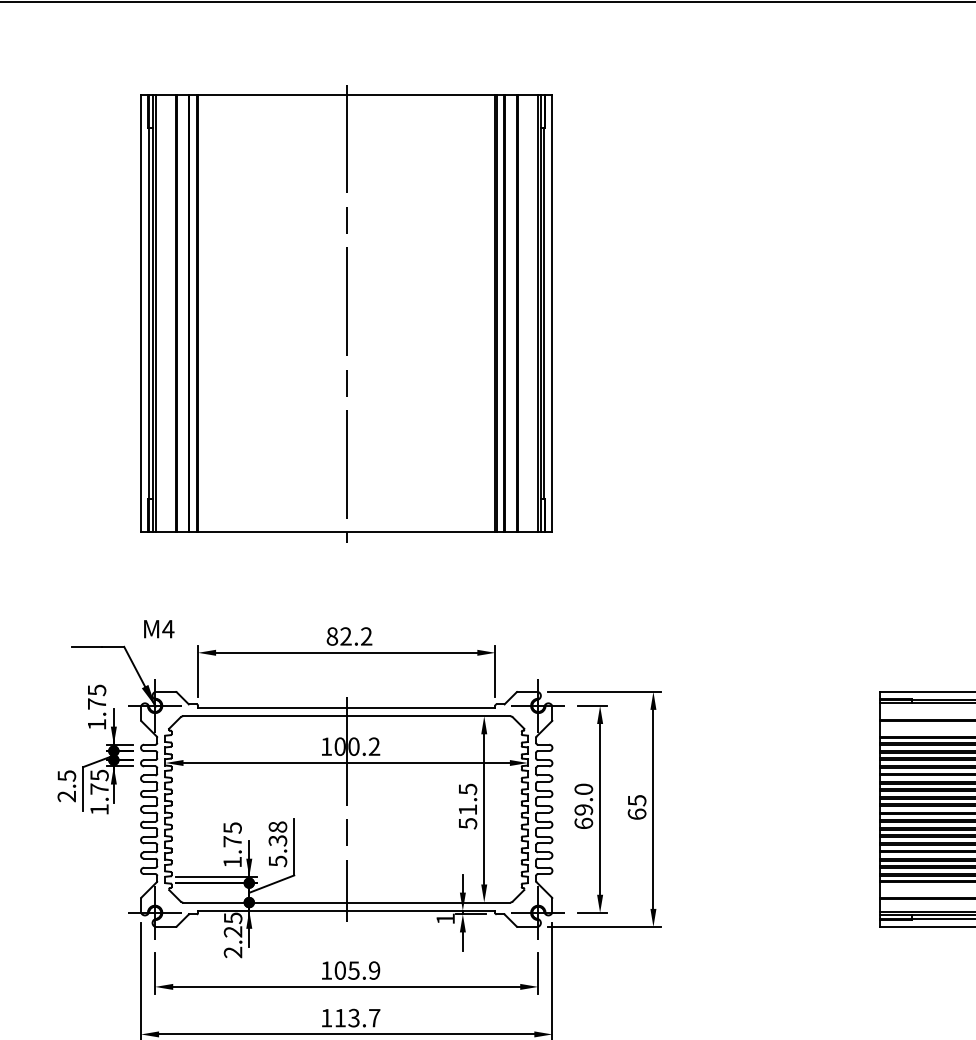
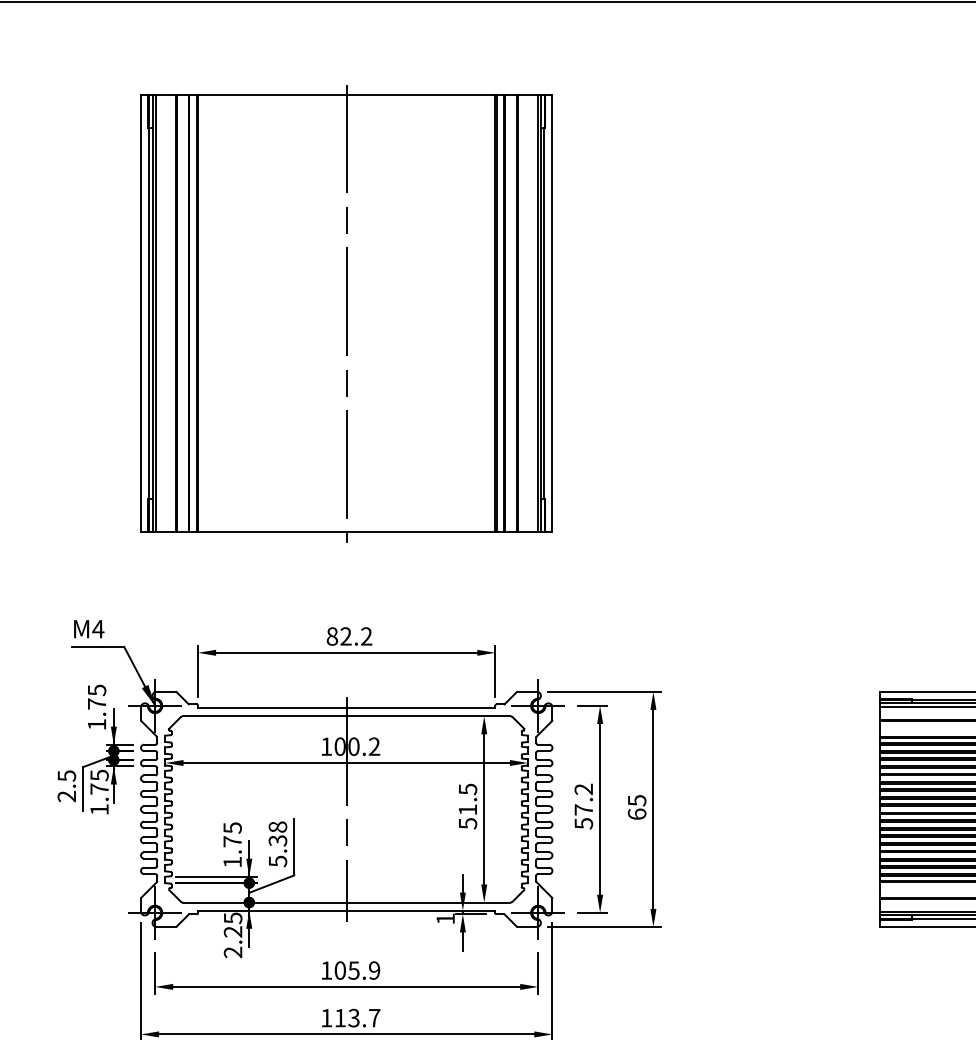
text position: (159, 629) -> (89, 629) (89, 629)
line: none -> present (925, 706)
text: 69.0 -> 57.2 (583, 806)
